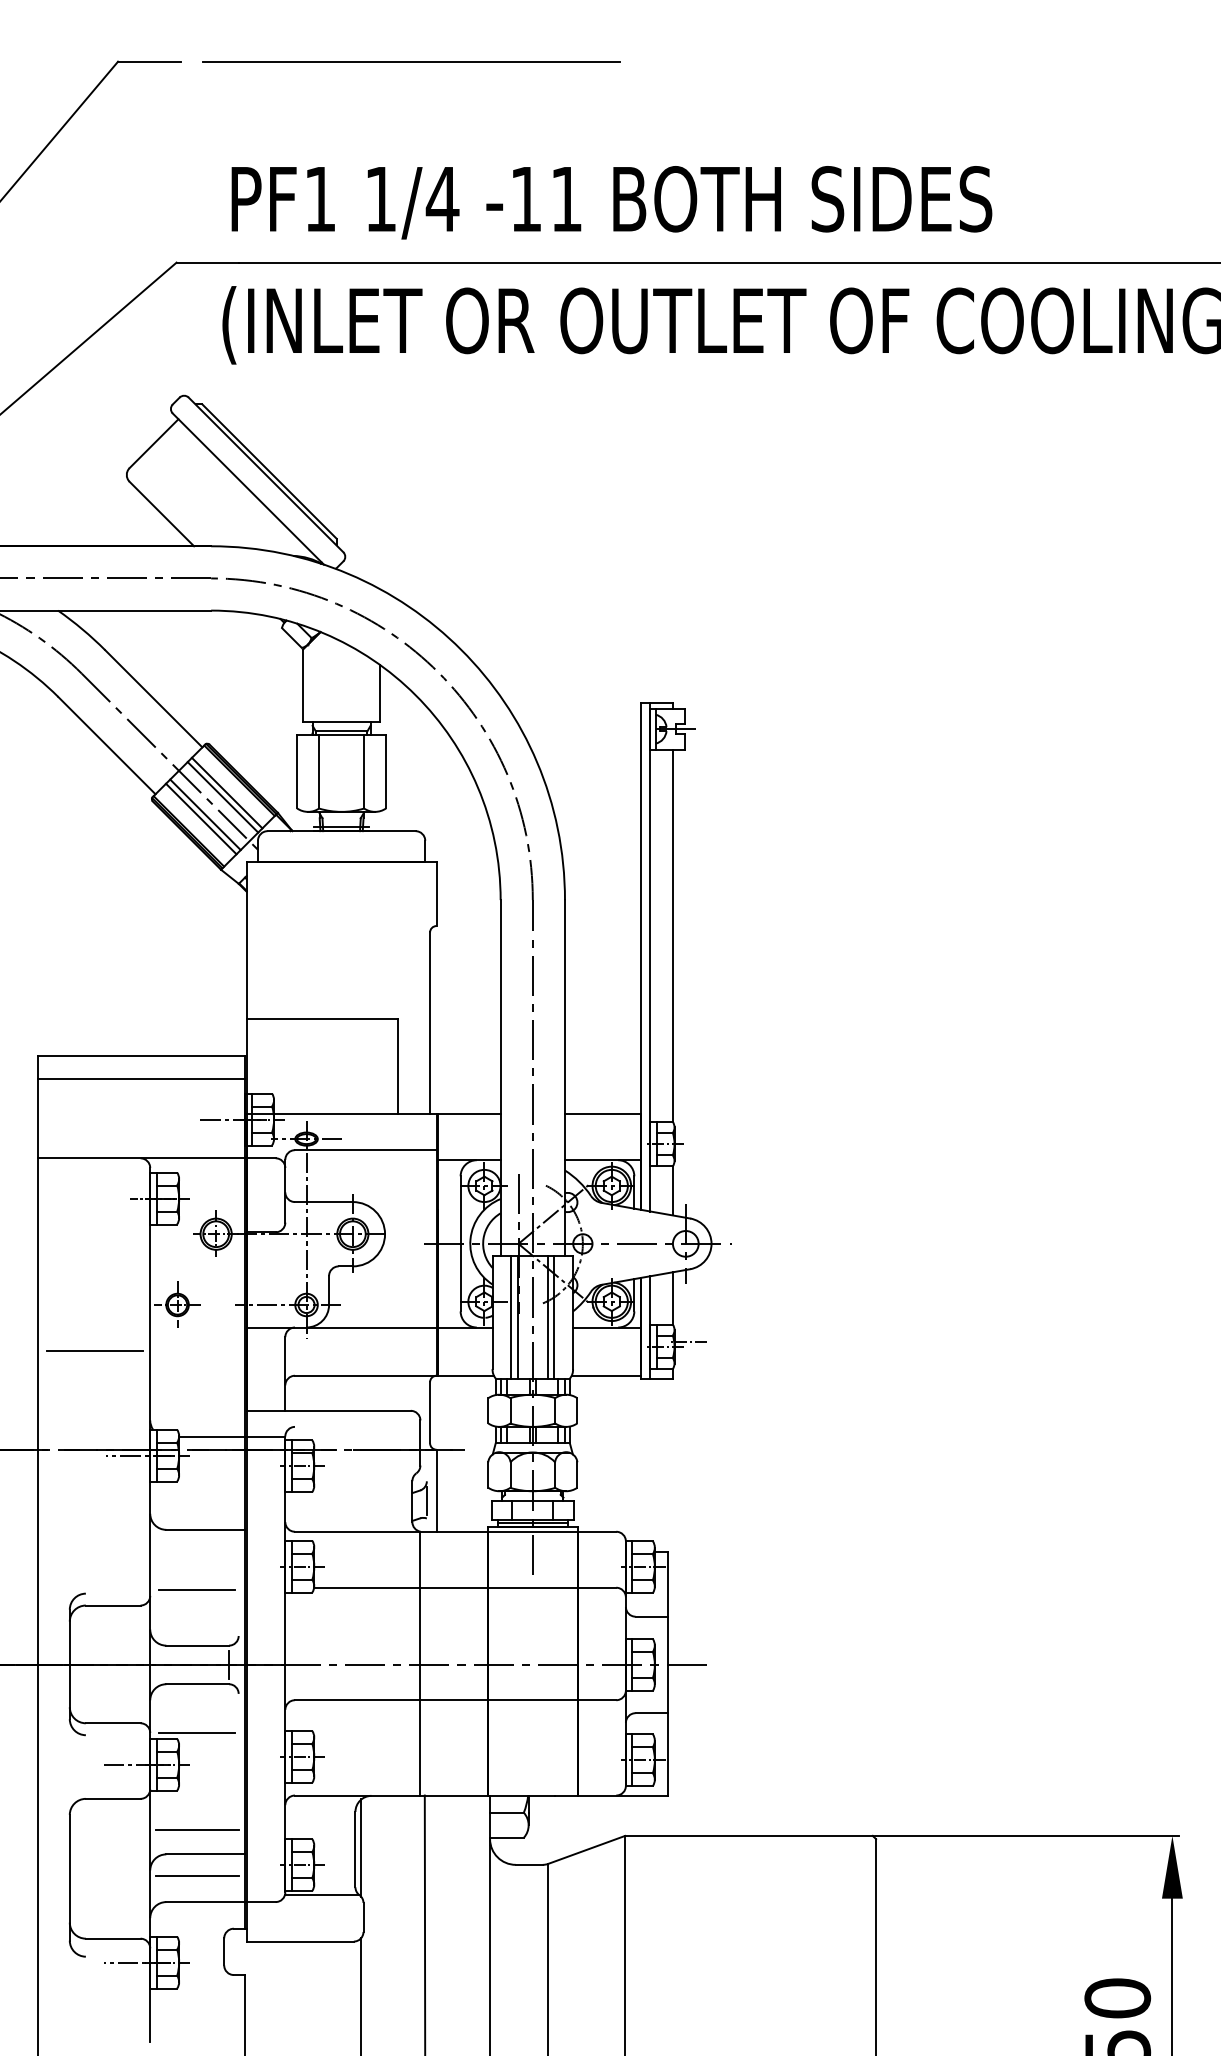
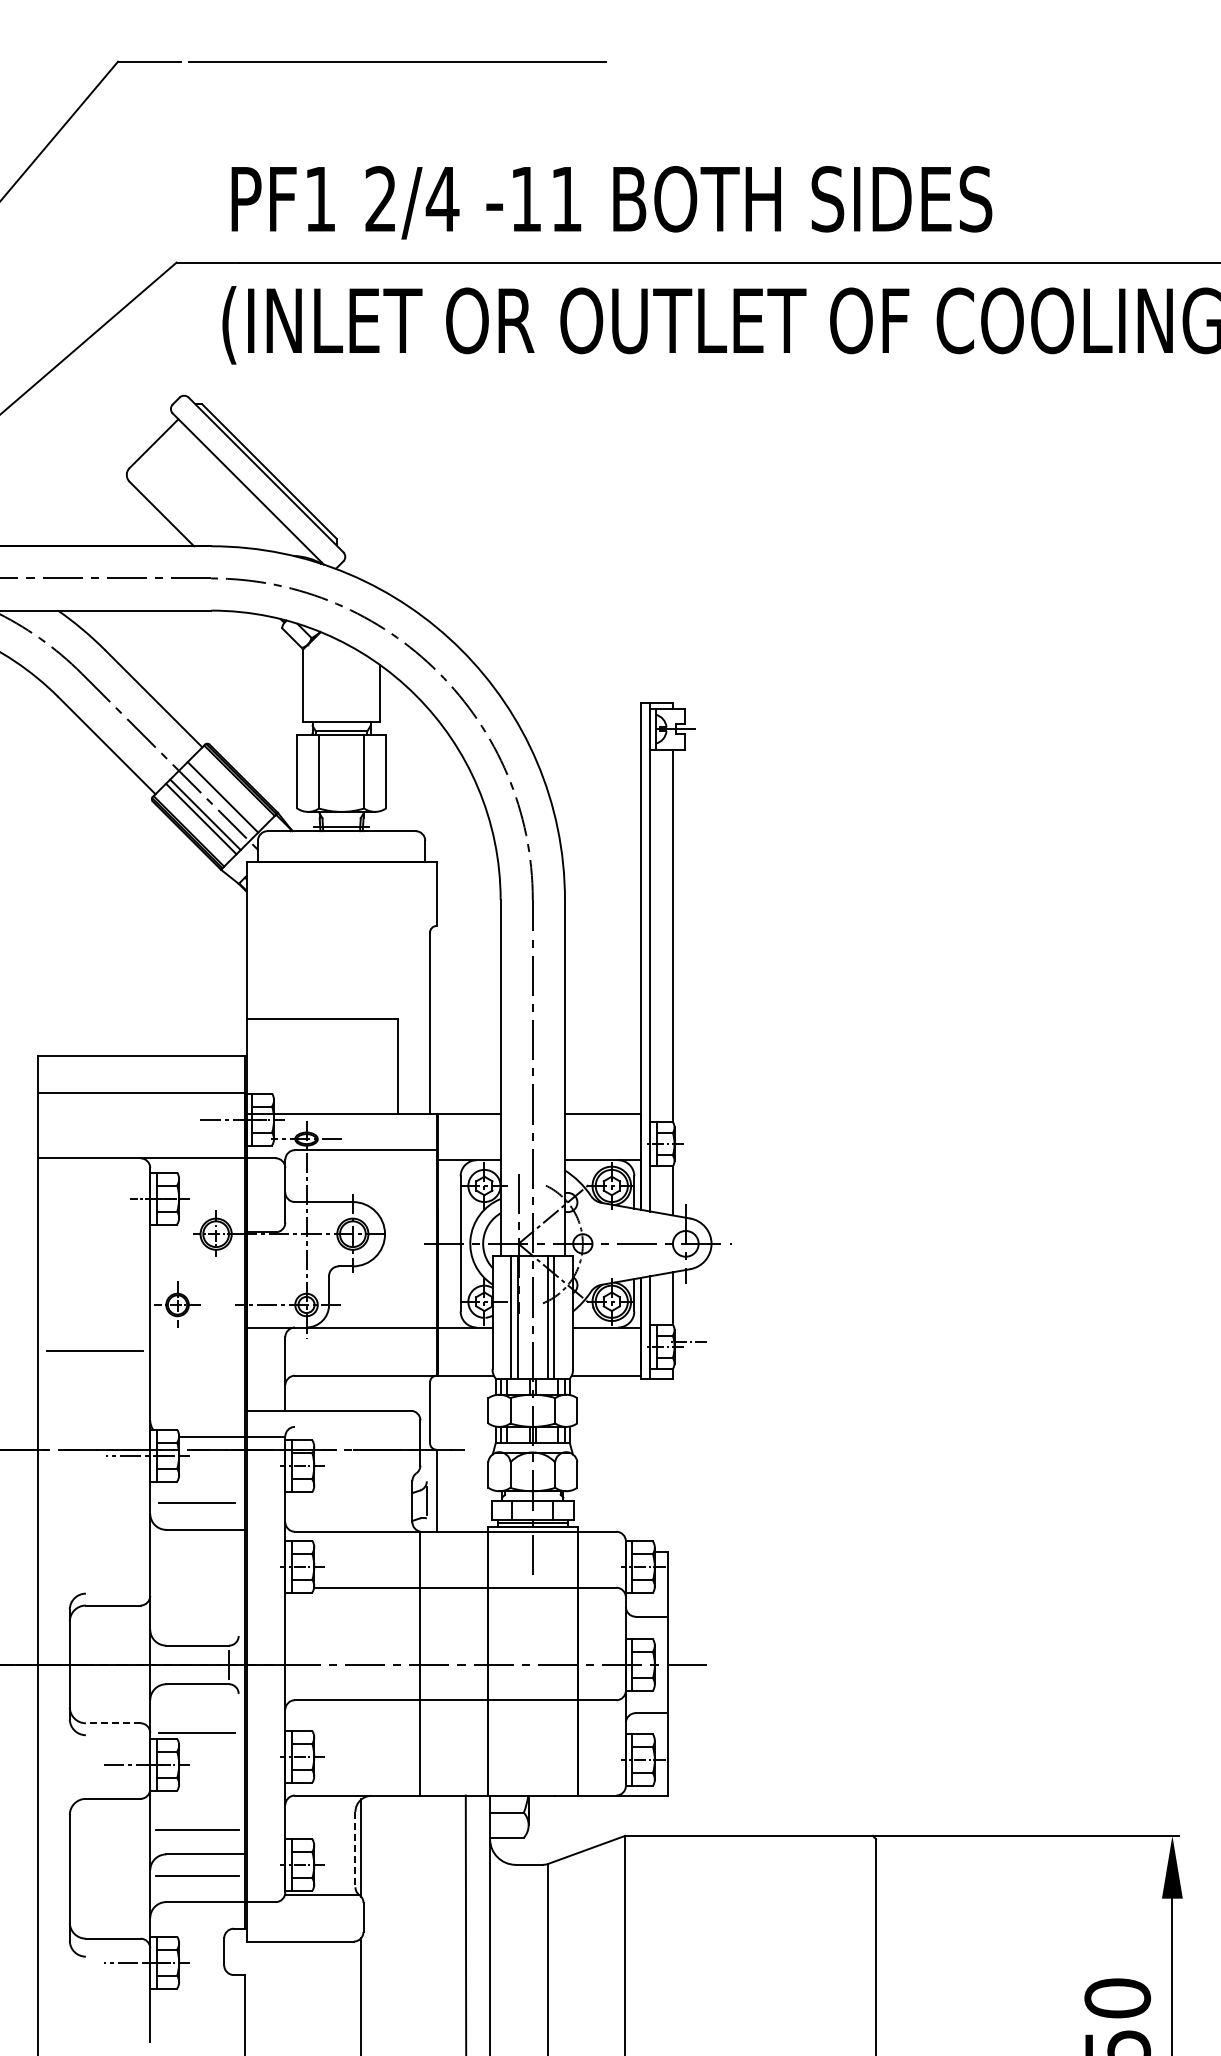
line position: (411, 61) -> (397, 61) (397, 61)
text: 1/4 -> 2/4 (380, 198)
line: present -> none (226, 792)
line position: (141, 1079) -> (141, 1093) (141, 1093)
line position: (196, 1589) -> (196, 1502) (196, 1502)
line: solid -> dashed (112, 1723)
line: solid -> dashed (355, 1849)
line position: (424, 1923) -> (465, 1923) (465, 1923)
